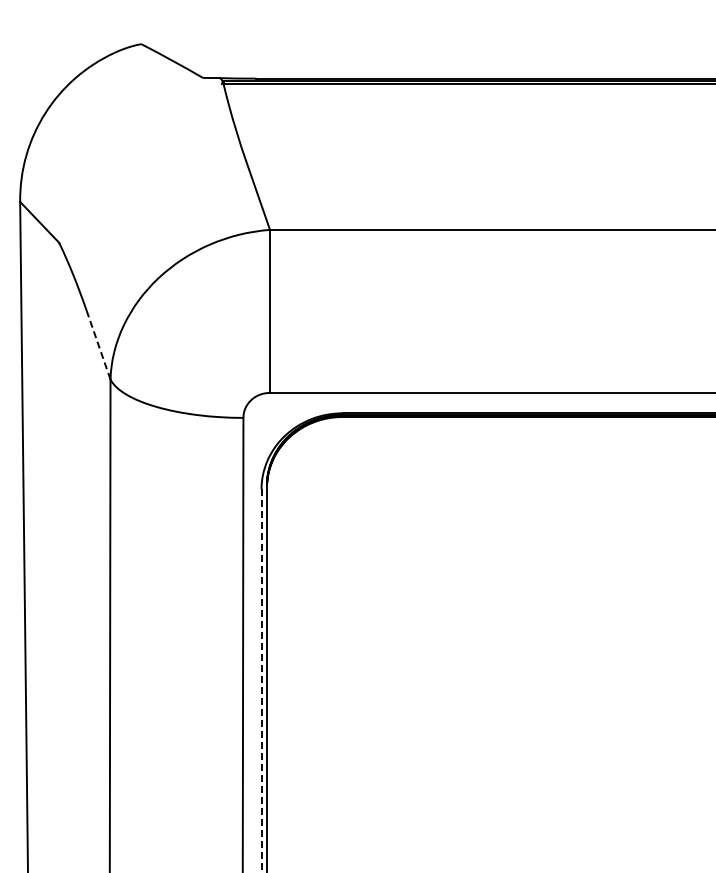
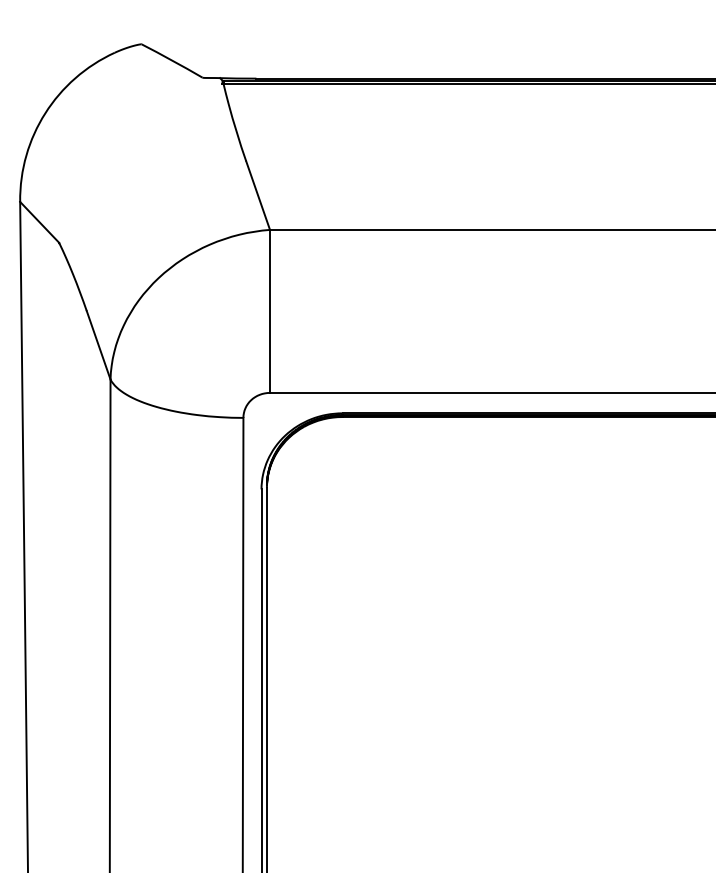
line: dashed -> solid (98, 344)
line: dashed -> solid (261, 681)
